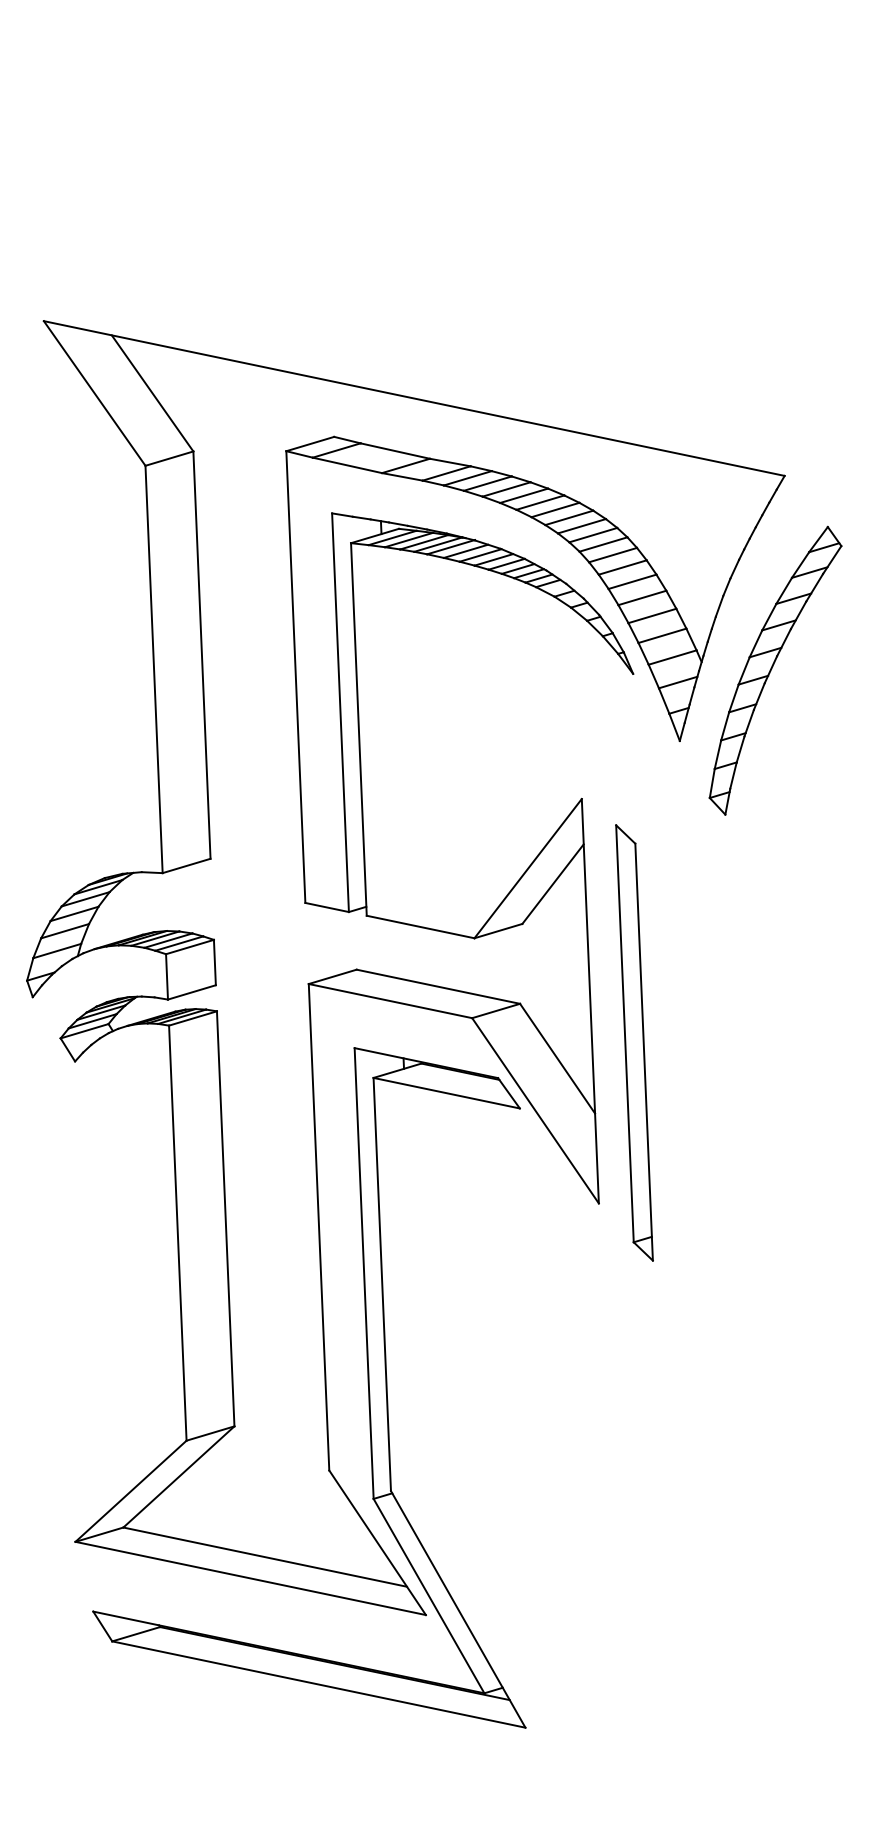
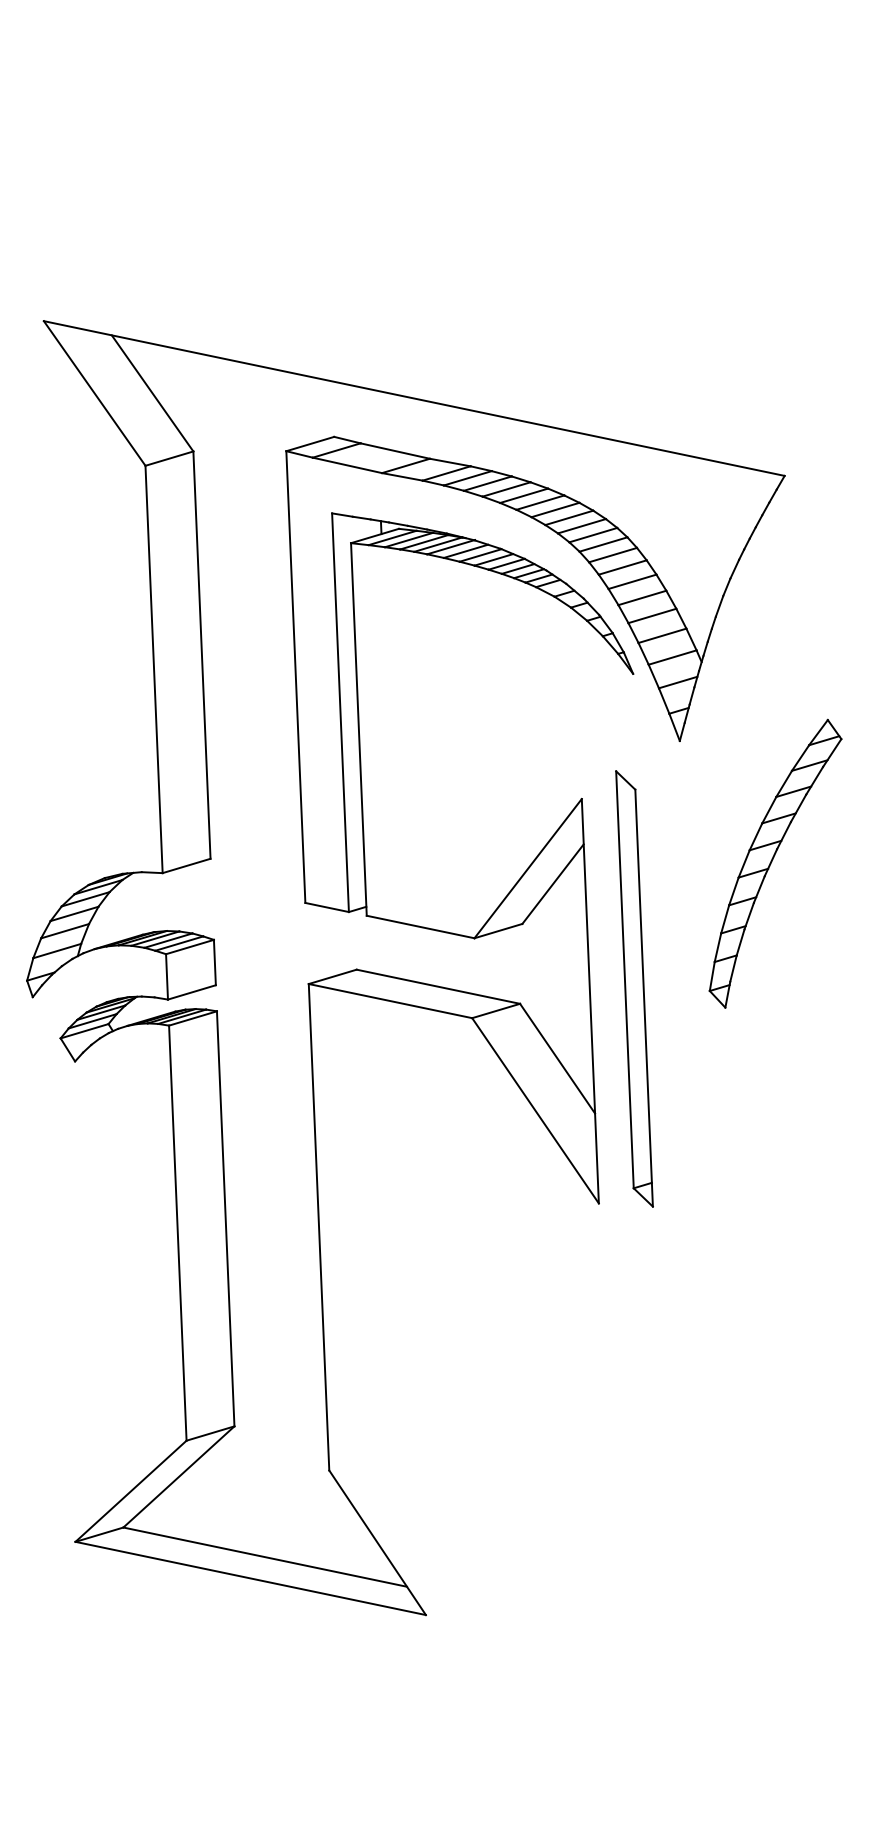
part position: (775, 670) -> (775, 863) (775, 863)
part position: (634, 1042) -> (634, 988) (634, 988)
part: present -> none (367, 1384)
